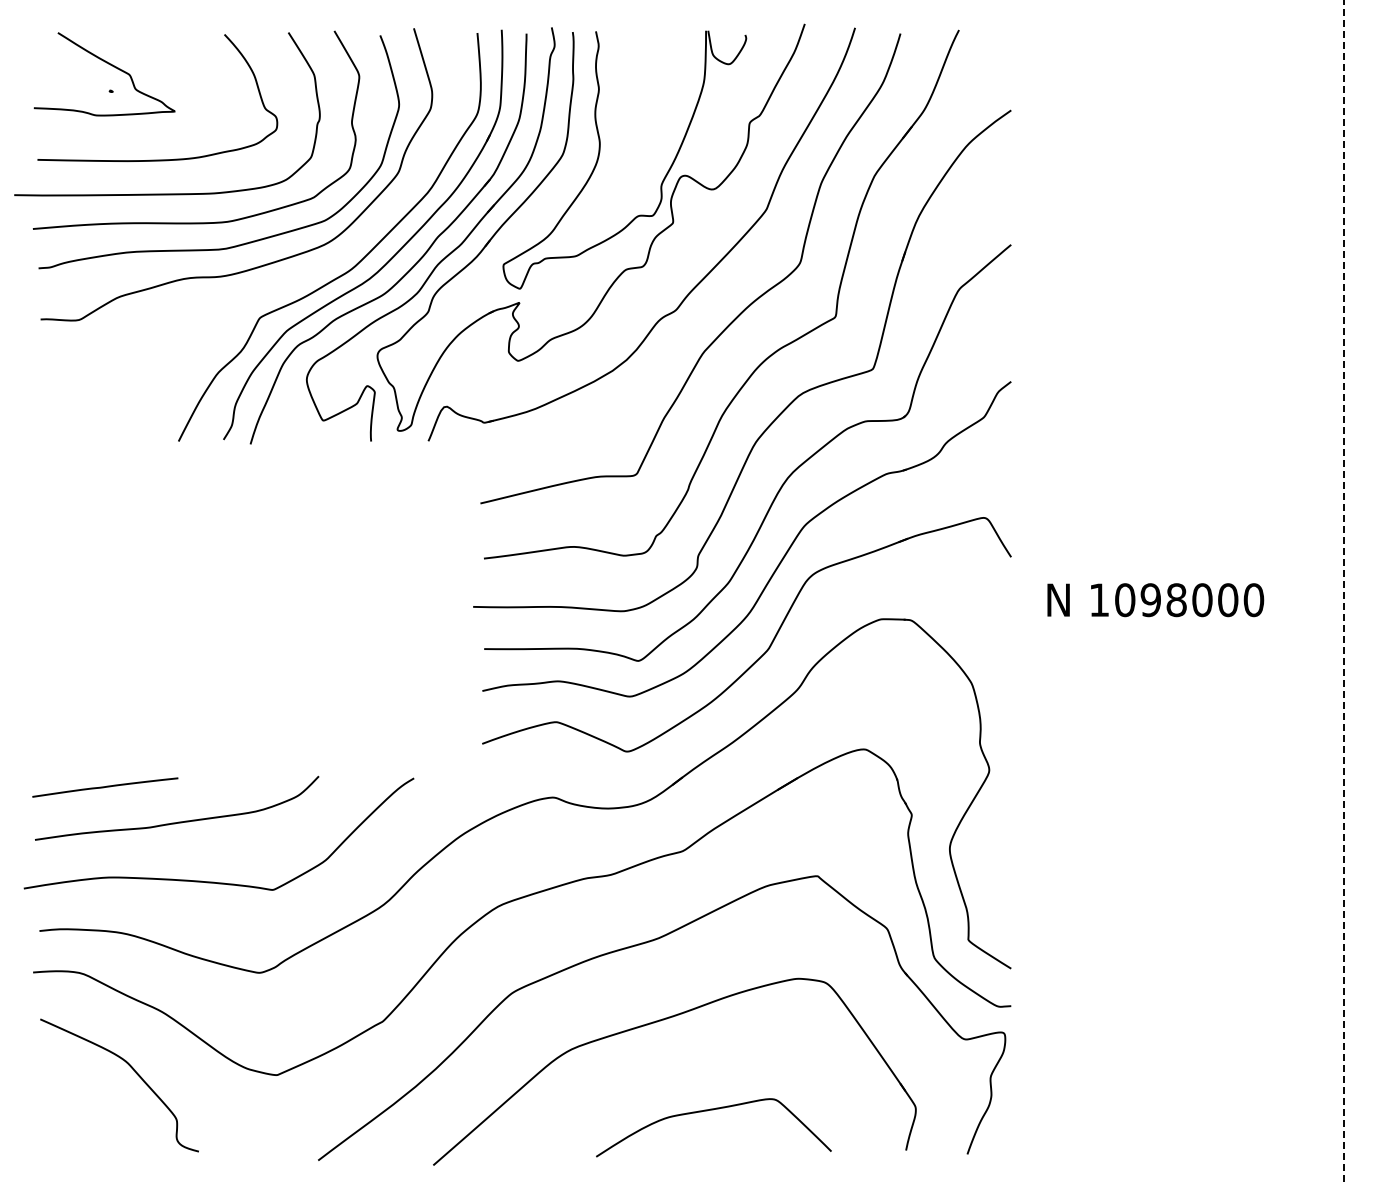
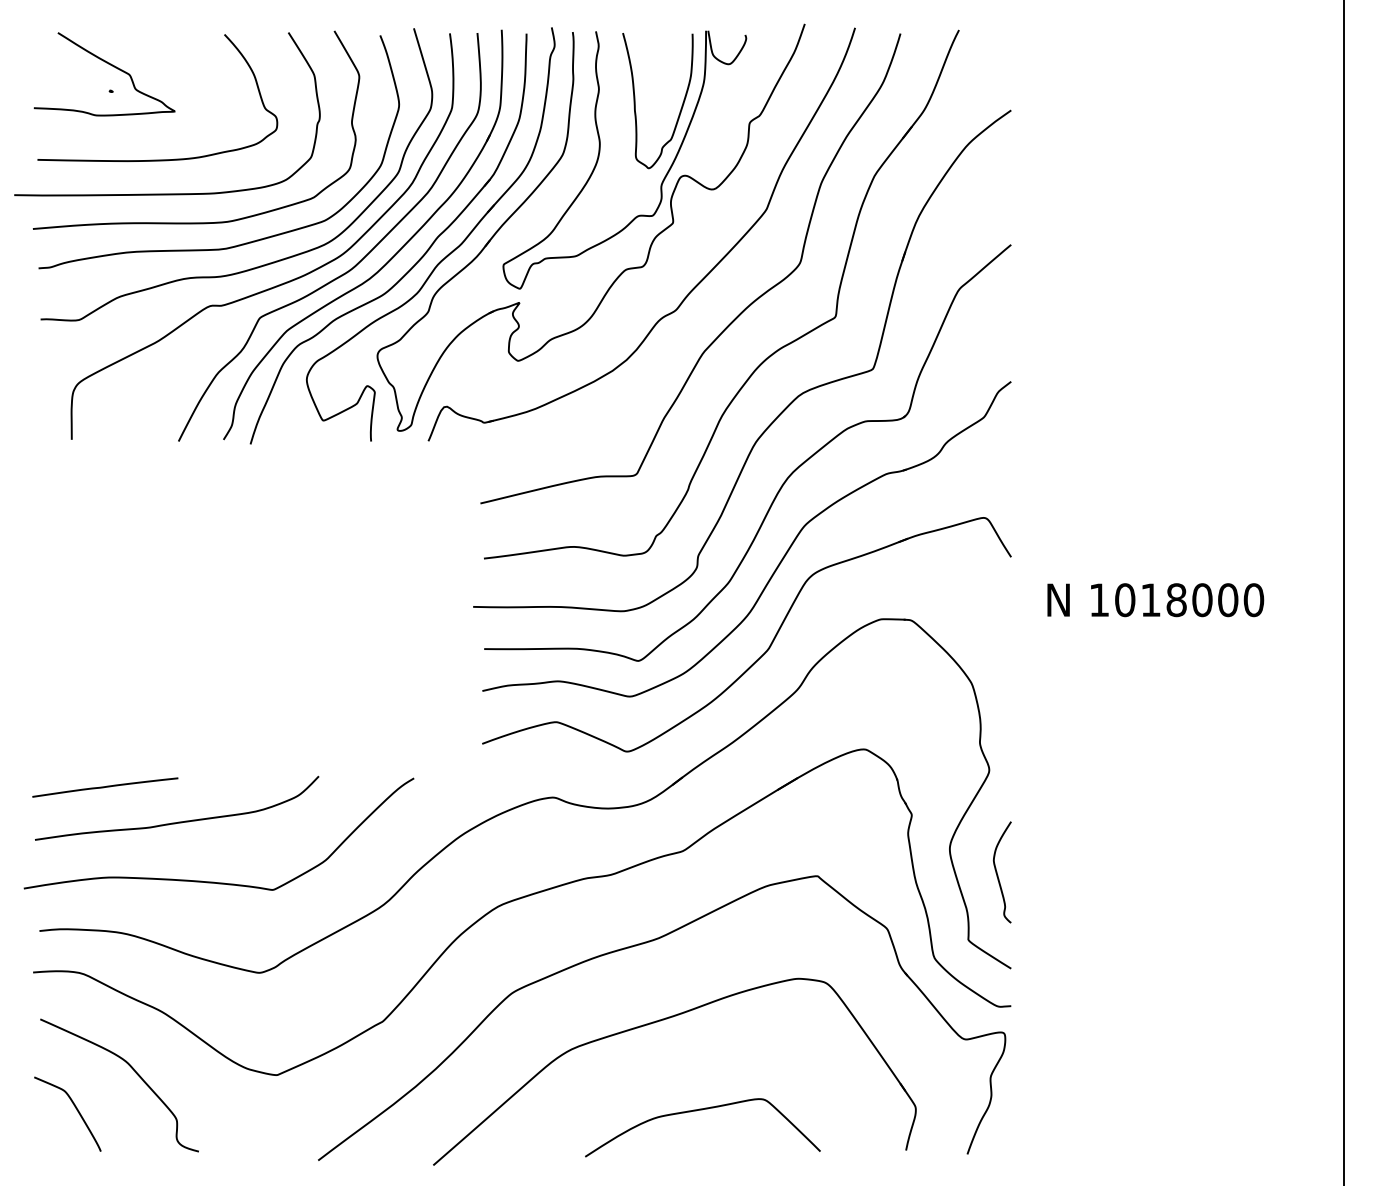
curve: none -> present (635, 101)
curve: none -> present (283, 282)
line: dashed -> solid (1344, 592)
text: 1098000 -> 1018000 (1150, 600)
curve: none -> present (997, 872)
curve: none -> present (75, 1108)
curve position: (713, 1110) -> (702, 1110) (702, 1110)
